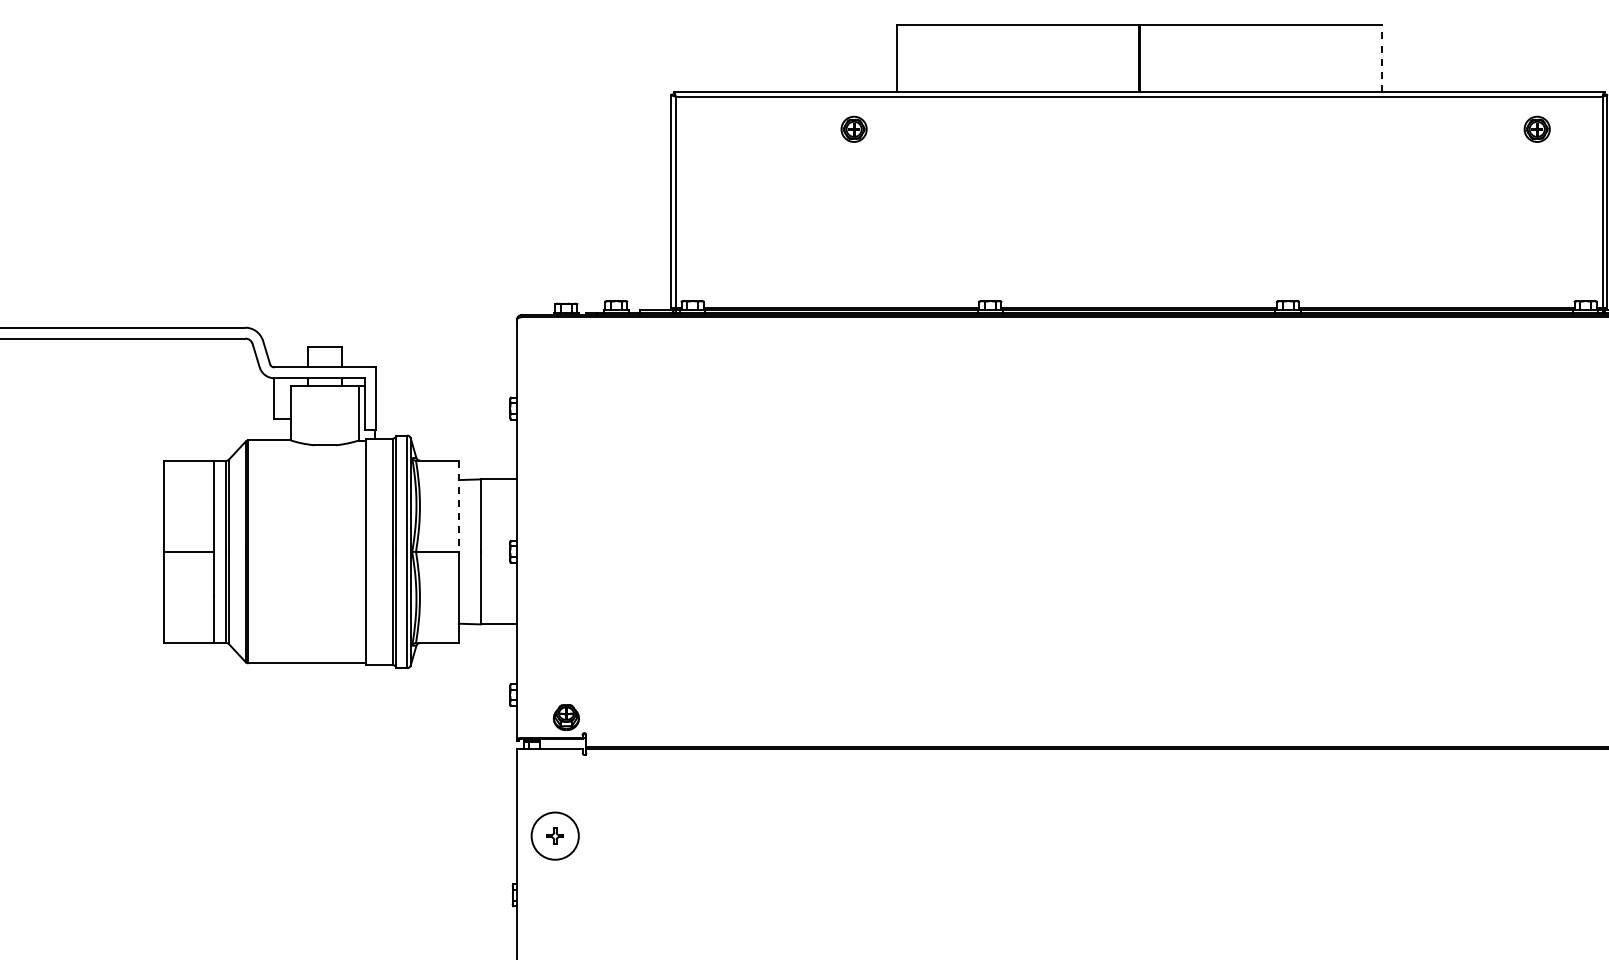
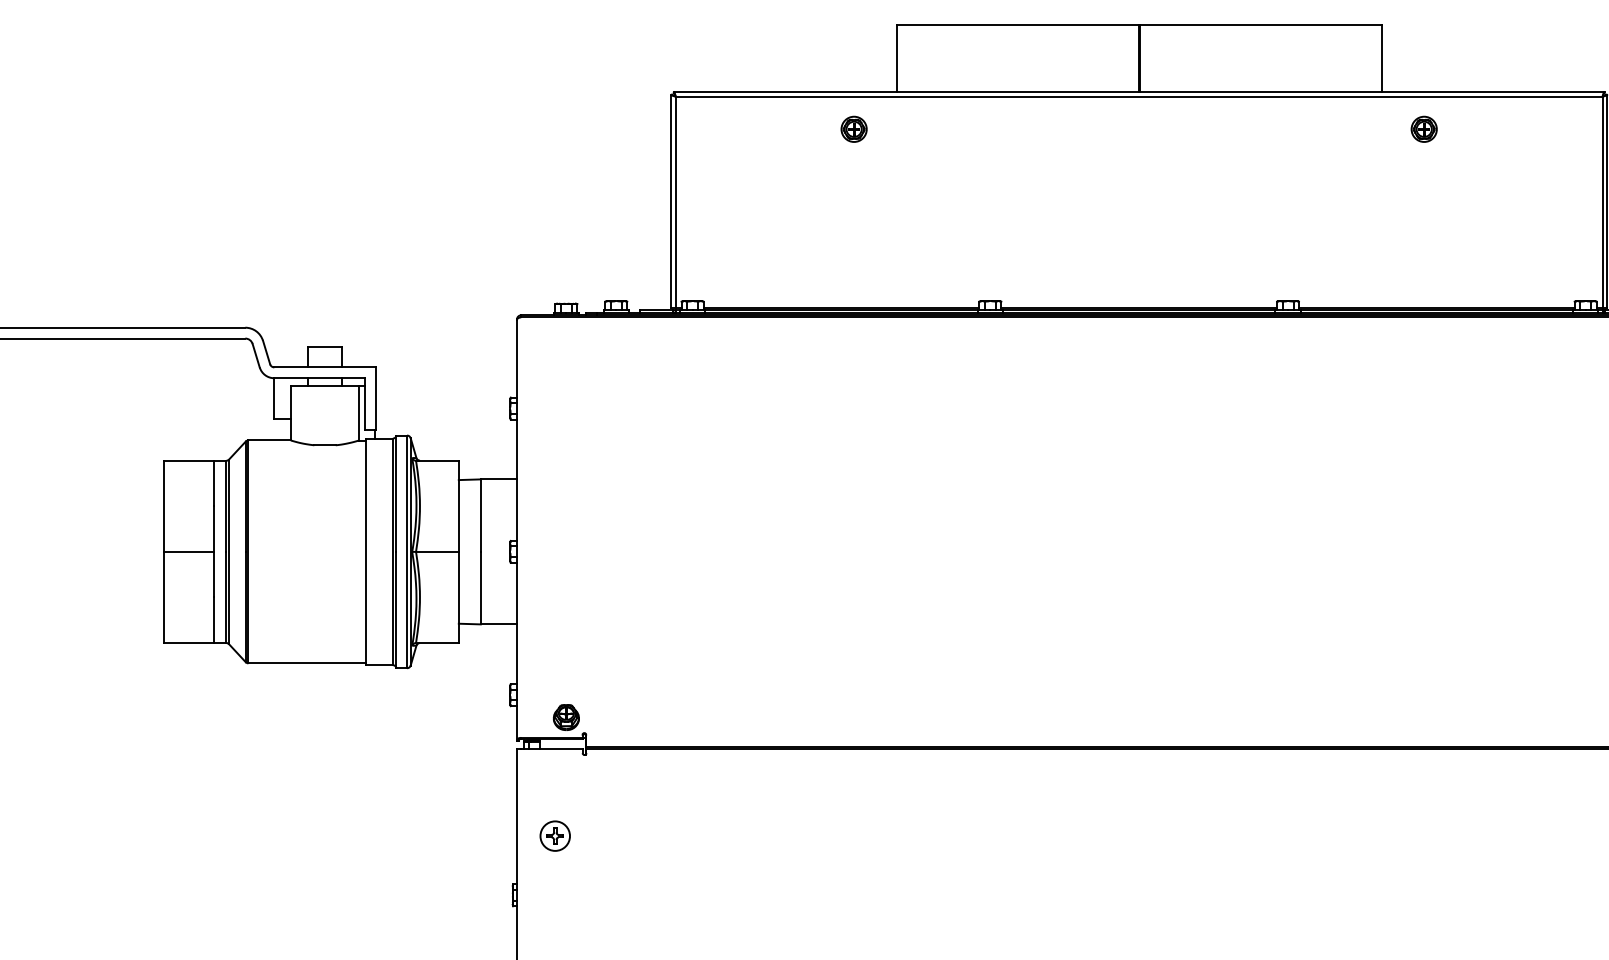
line: dashed -> solid (1381, 58)
part position: (1536, 128) -> (1423, 128) (1423, 128)
line: dashed -> solid (458, 506)
circle diameter: 47 px -> 30 px (555, 835)
